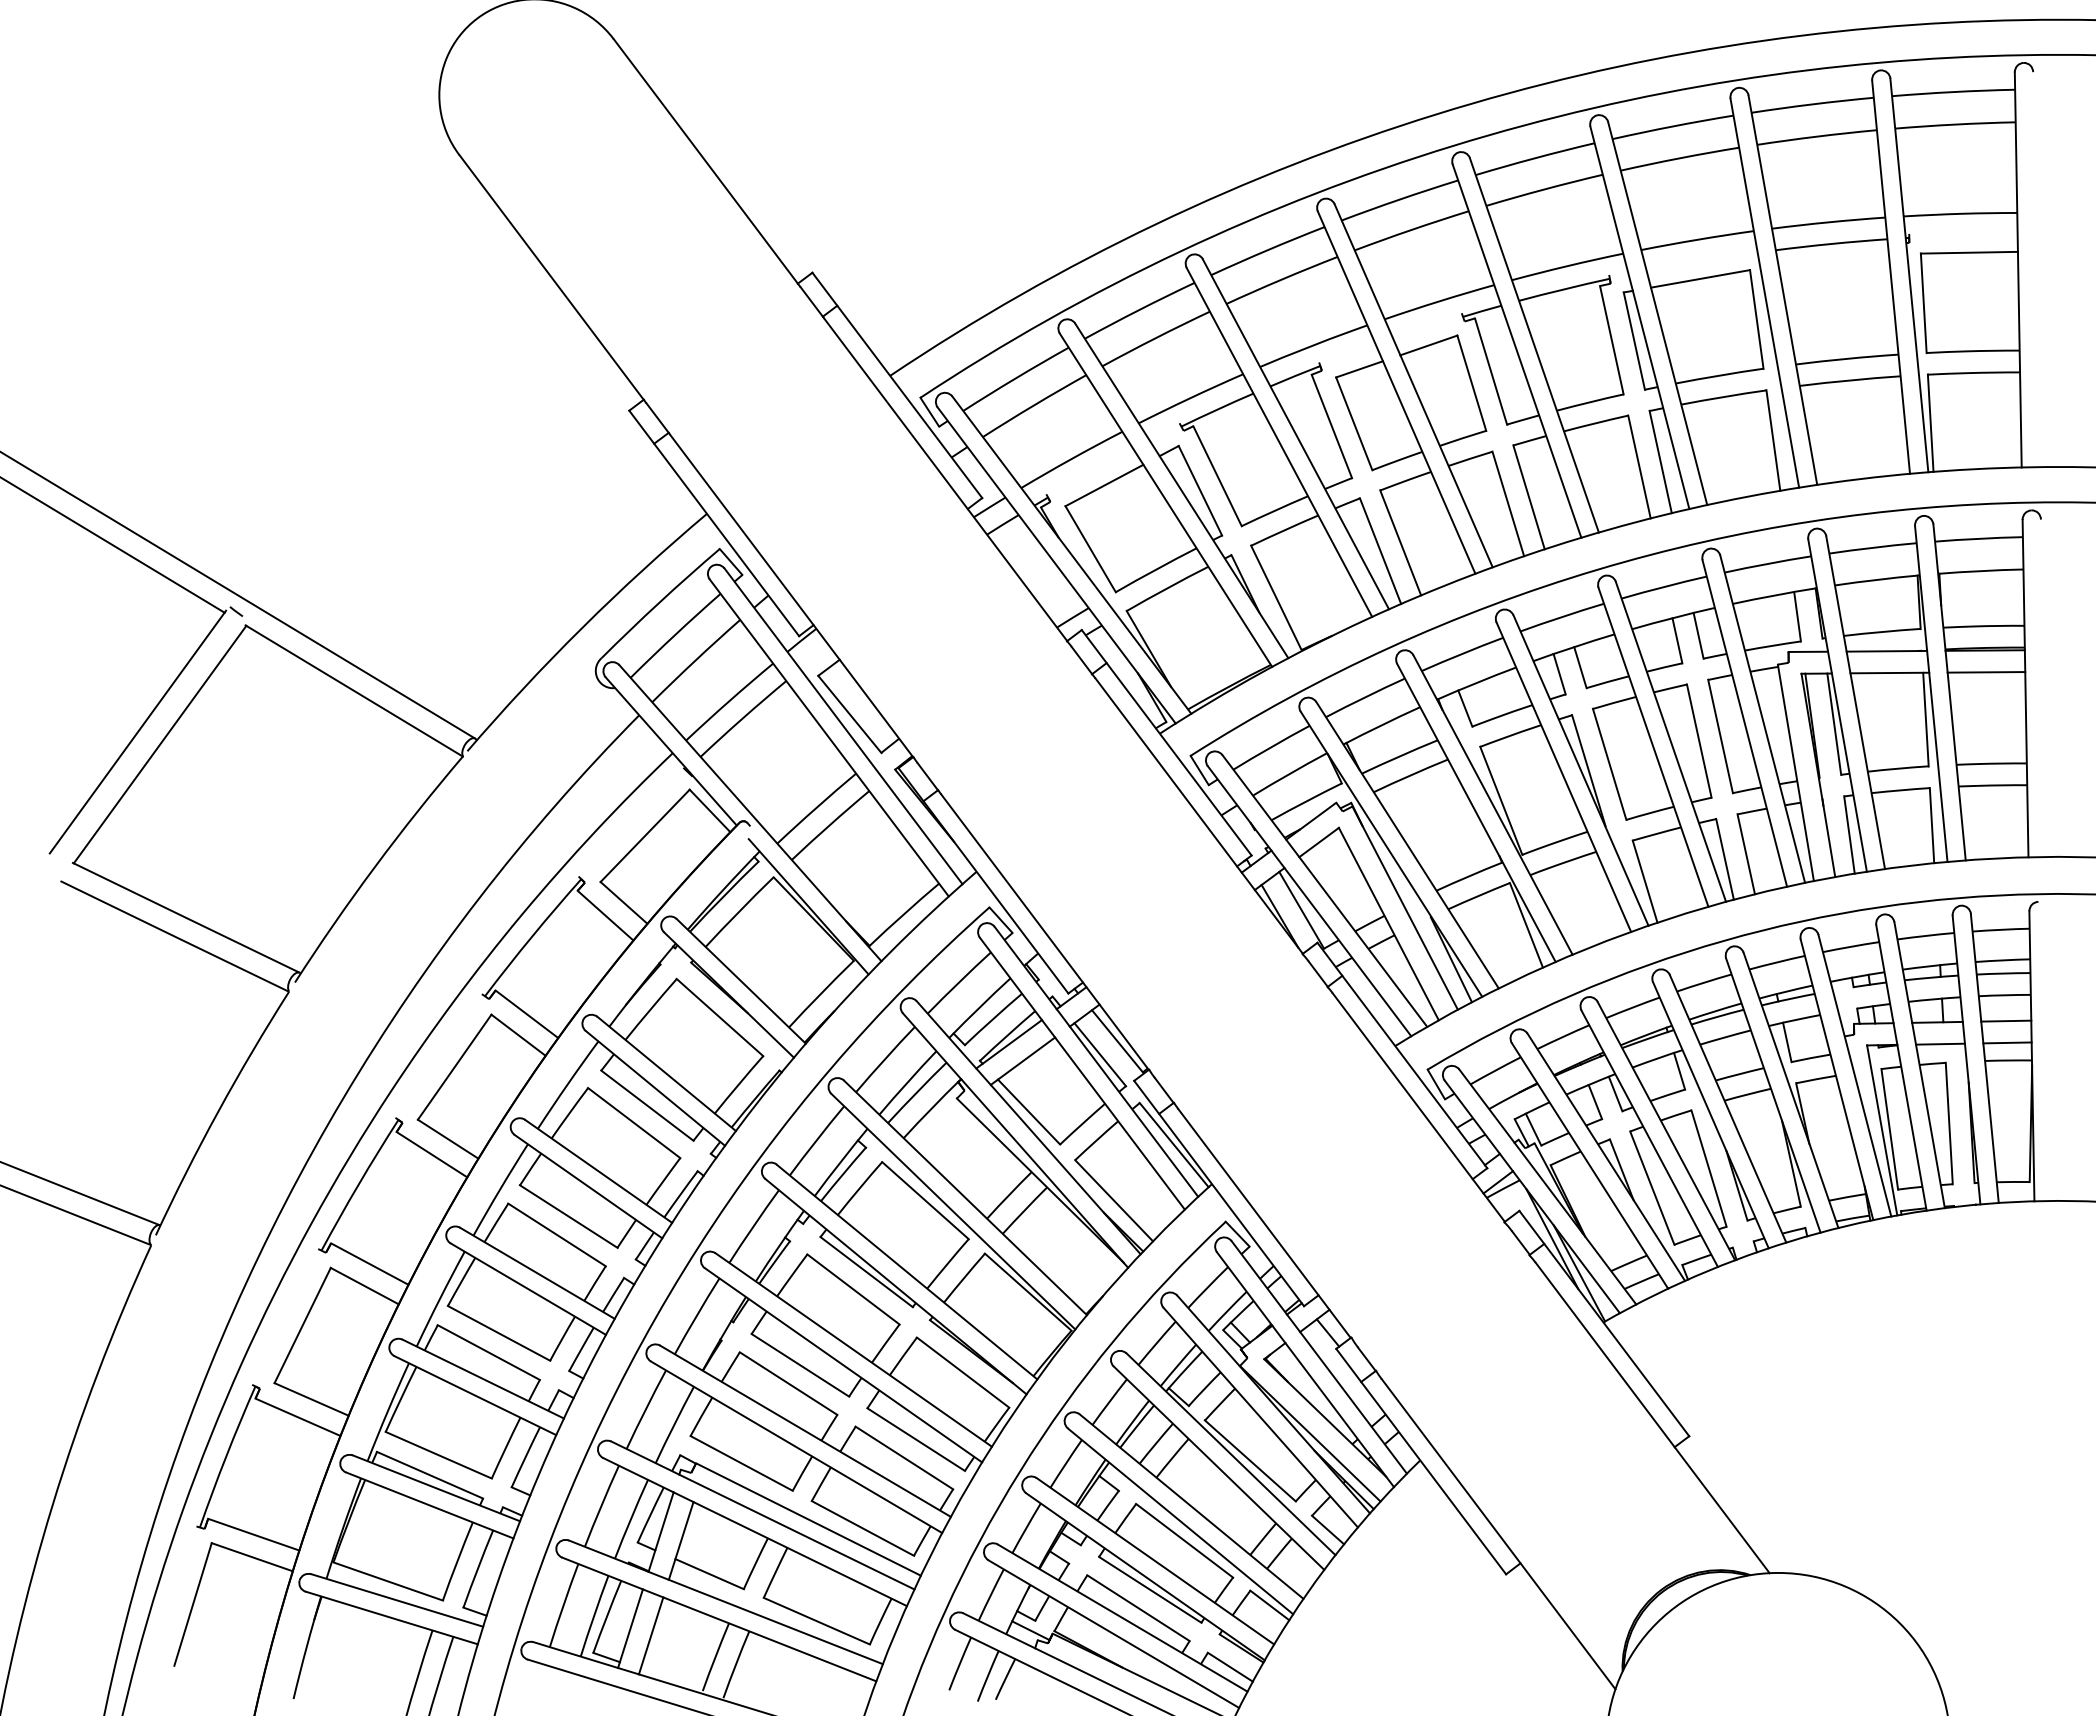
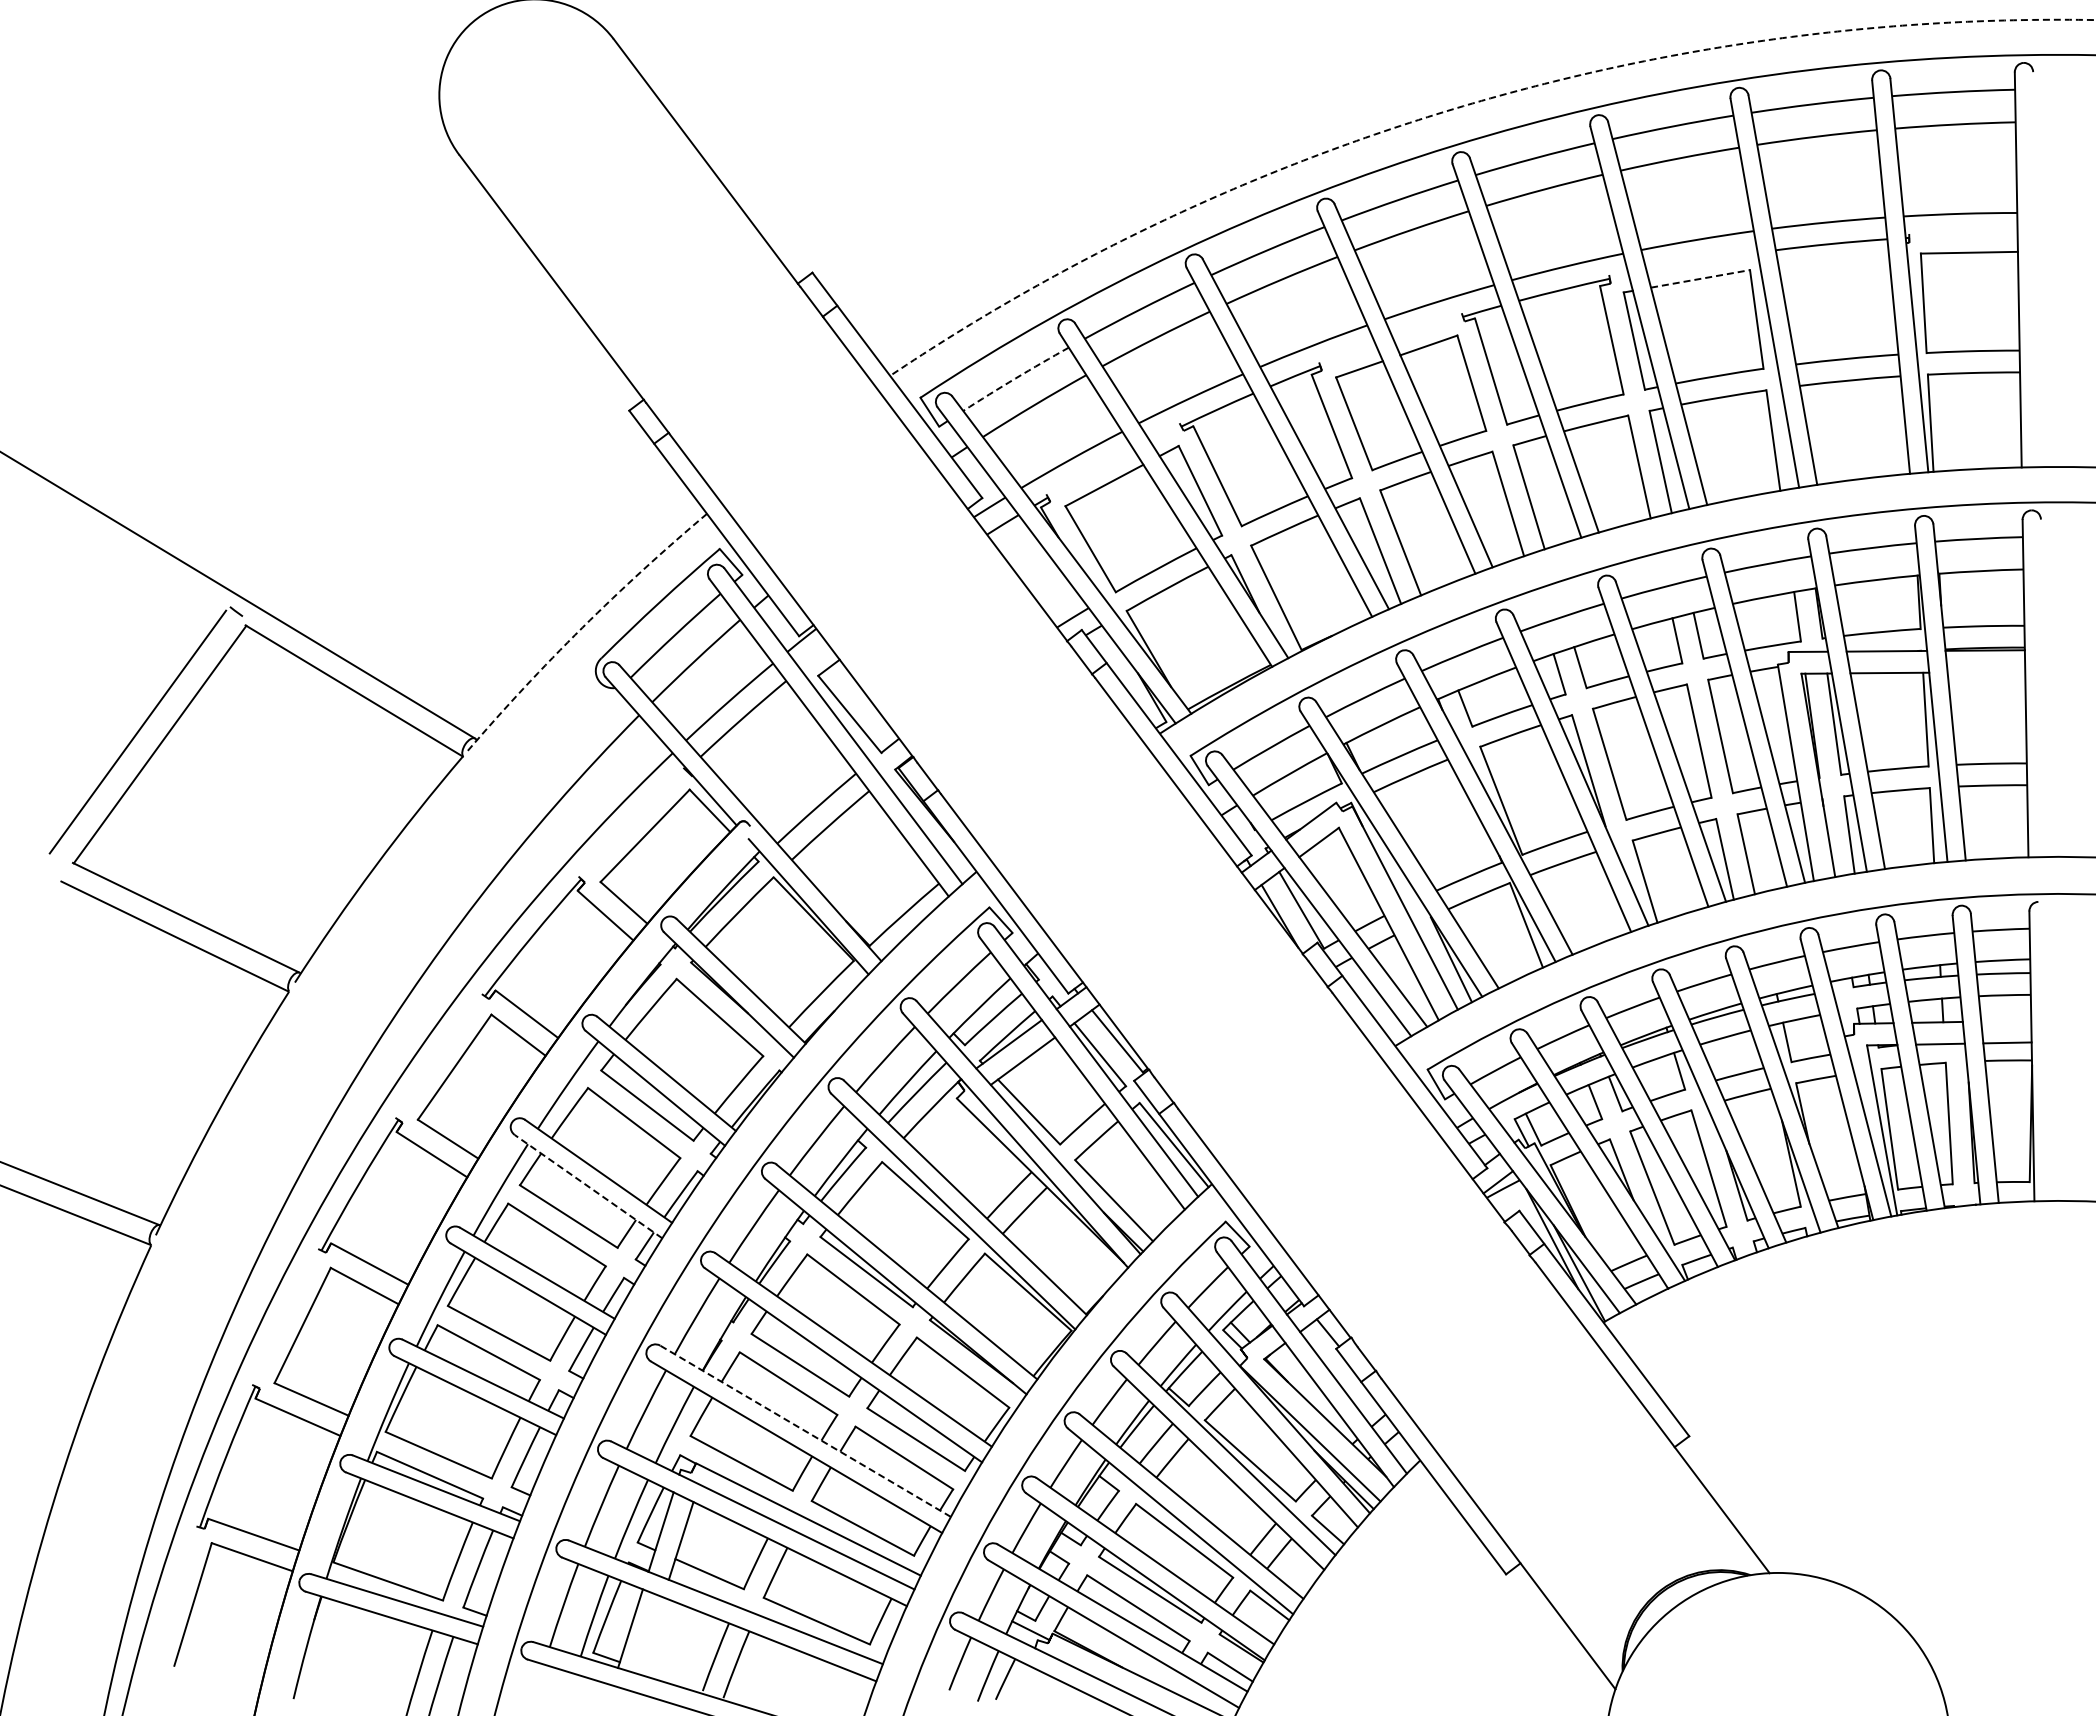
arc: solid -> dashed (1468, 104)
line: solid -> dashed (1701, 278)
arc: solid -> dashed (1015, 378)
line: present -> none (113, 545)
arc: solid -> dashed (582, 627)
line: present -> none (1986, 672)
line: present -> none (2006, 1020)
line: solid -> dashed (588, 1186)
line: solid -> dashed (805, 1431)
line: present -> none (650, 1635)
